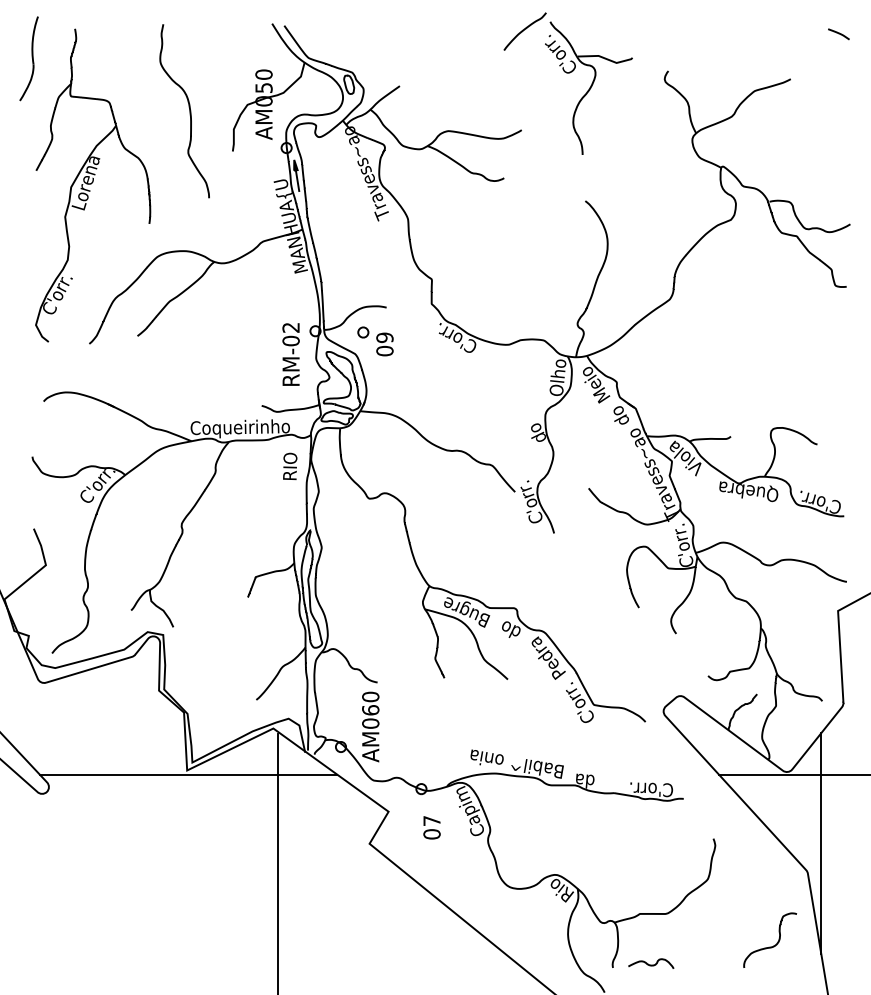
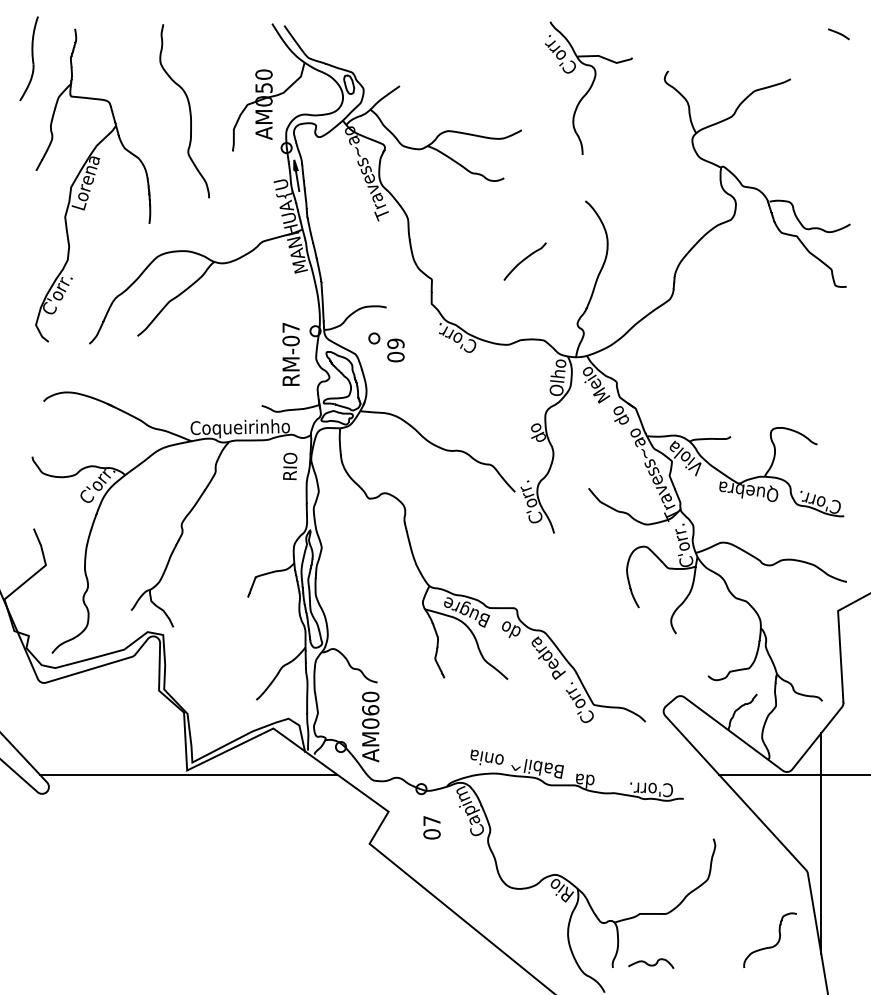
curve position: (524, 30) -> (524, 260) (524, 260)
text: RM-02 -> RM-07 (290, 327)
part position: (375, 341) -> (386, 347) (386, 347)
line: present -> none (277, 862)
